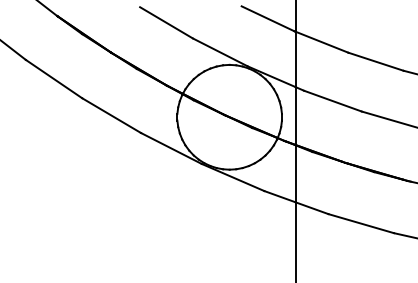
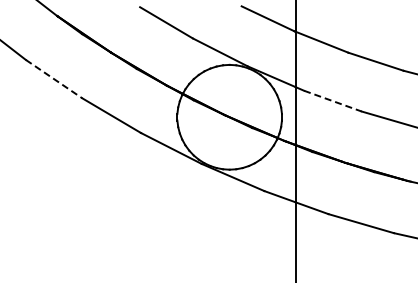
line: solid -> dashed (54, 79)
line: solid -> dashed (332, 101)
